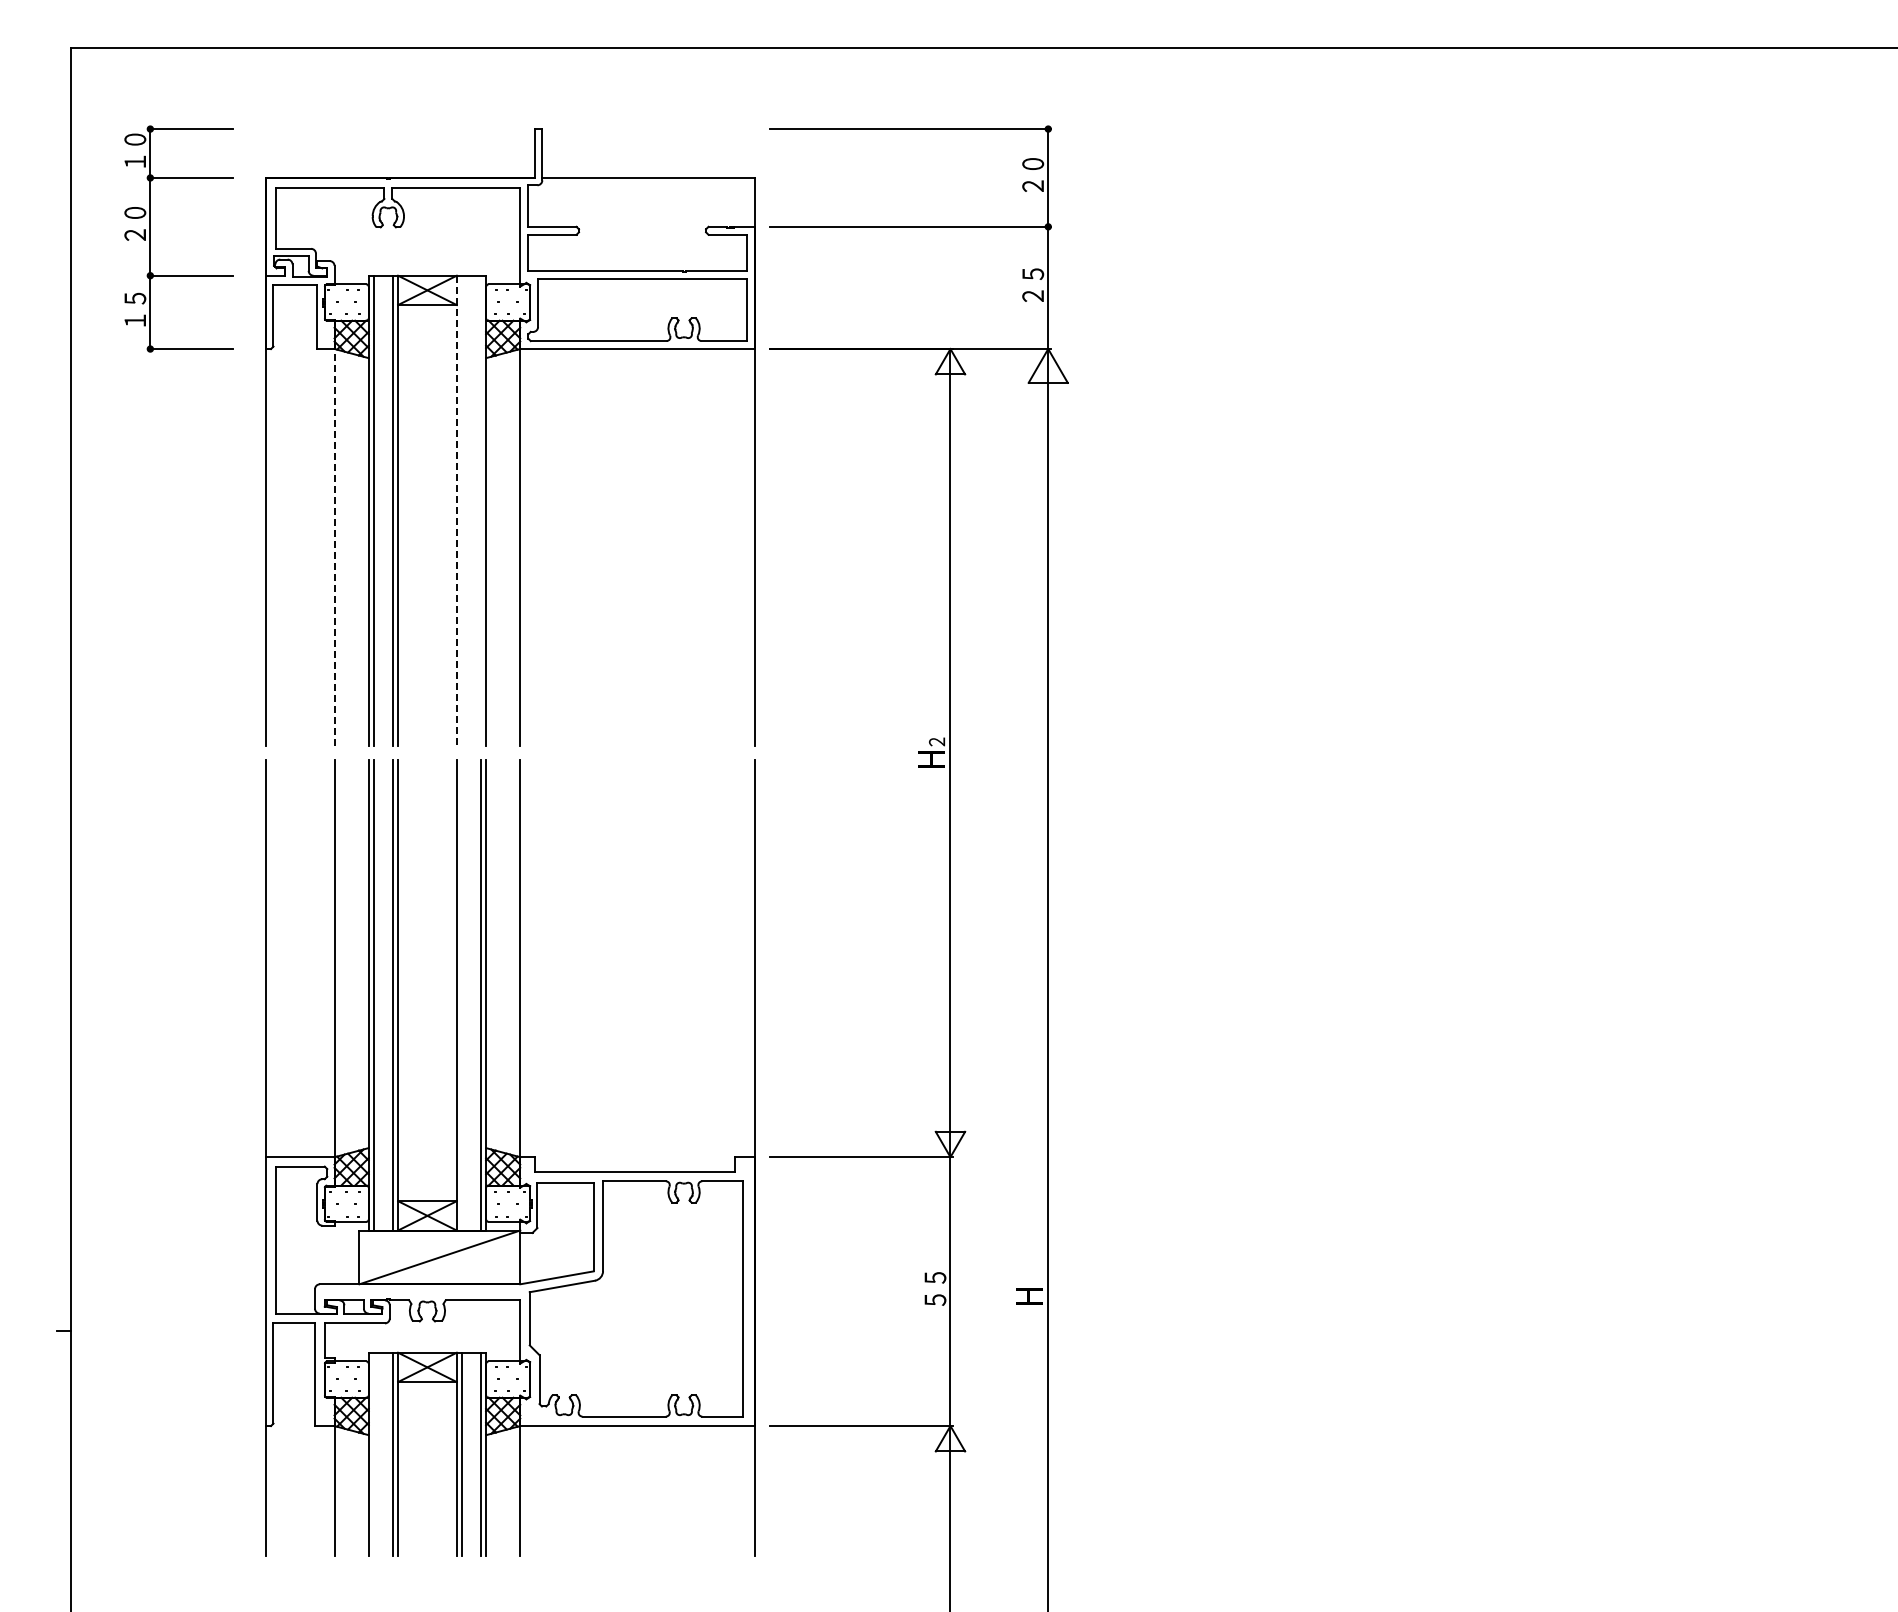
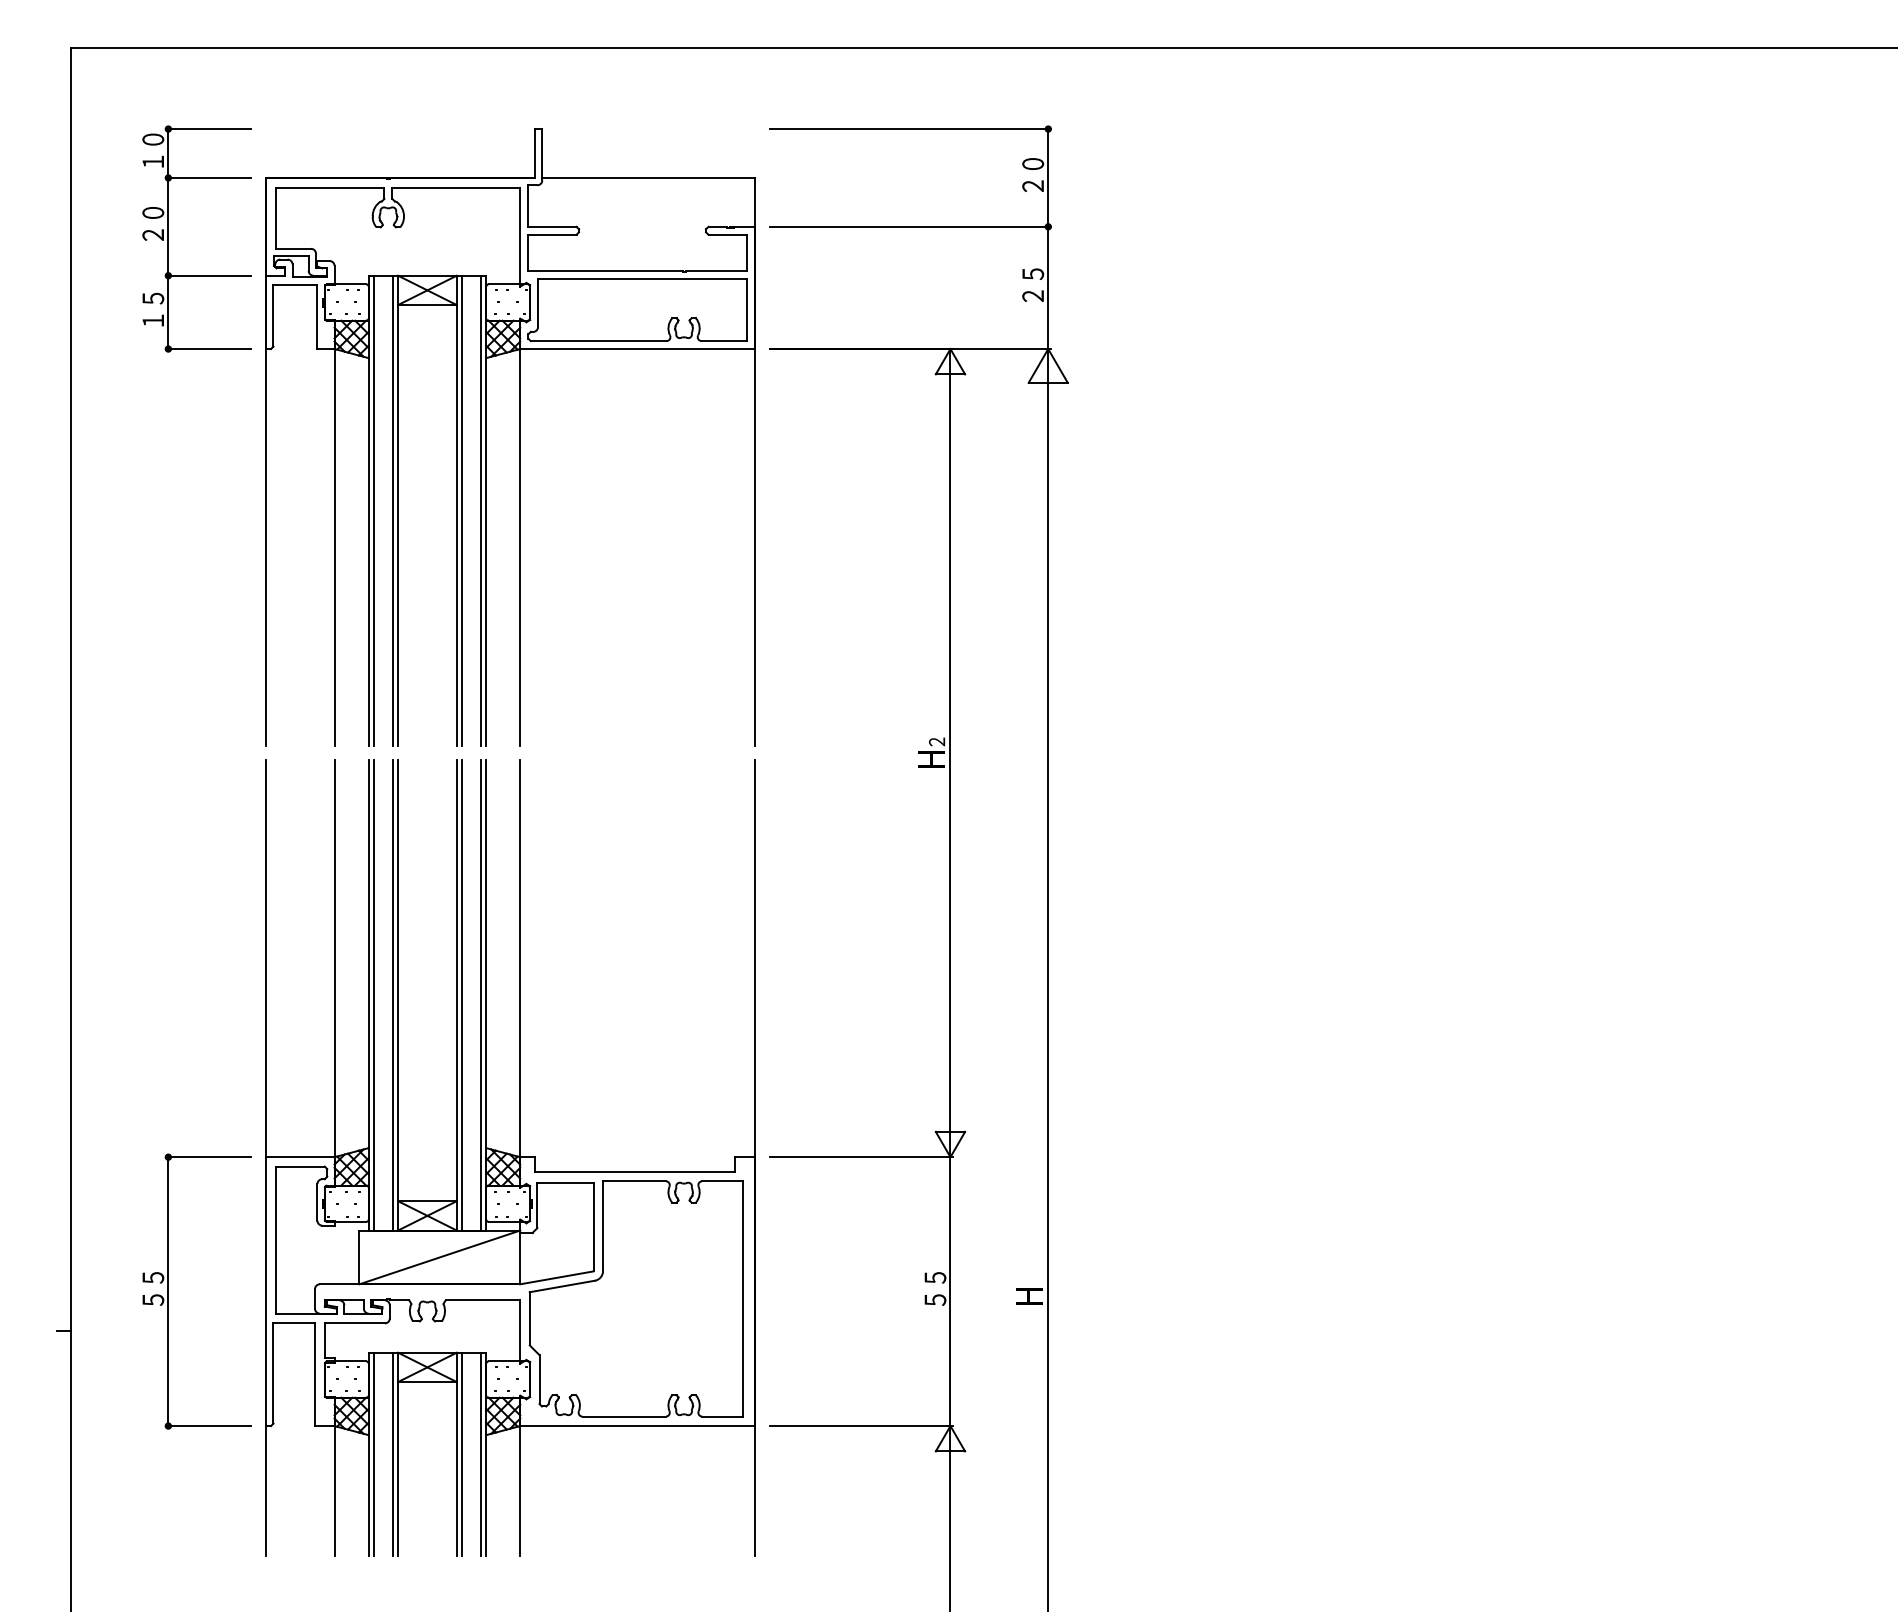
part position: (150, 238) -> (168, 238) (168, 238)
line: none -> present (461, 510)
line: none -> present (481, 510)
line: dashed -> solid (456, 511)
line: dashed -> solid (334, 546)
line: none -> present (461, 995)
part: none -> present (168, 1291)
line: none -> present (373, 1454)
